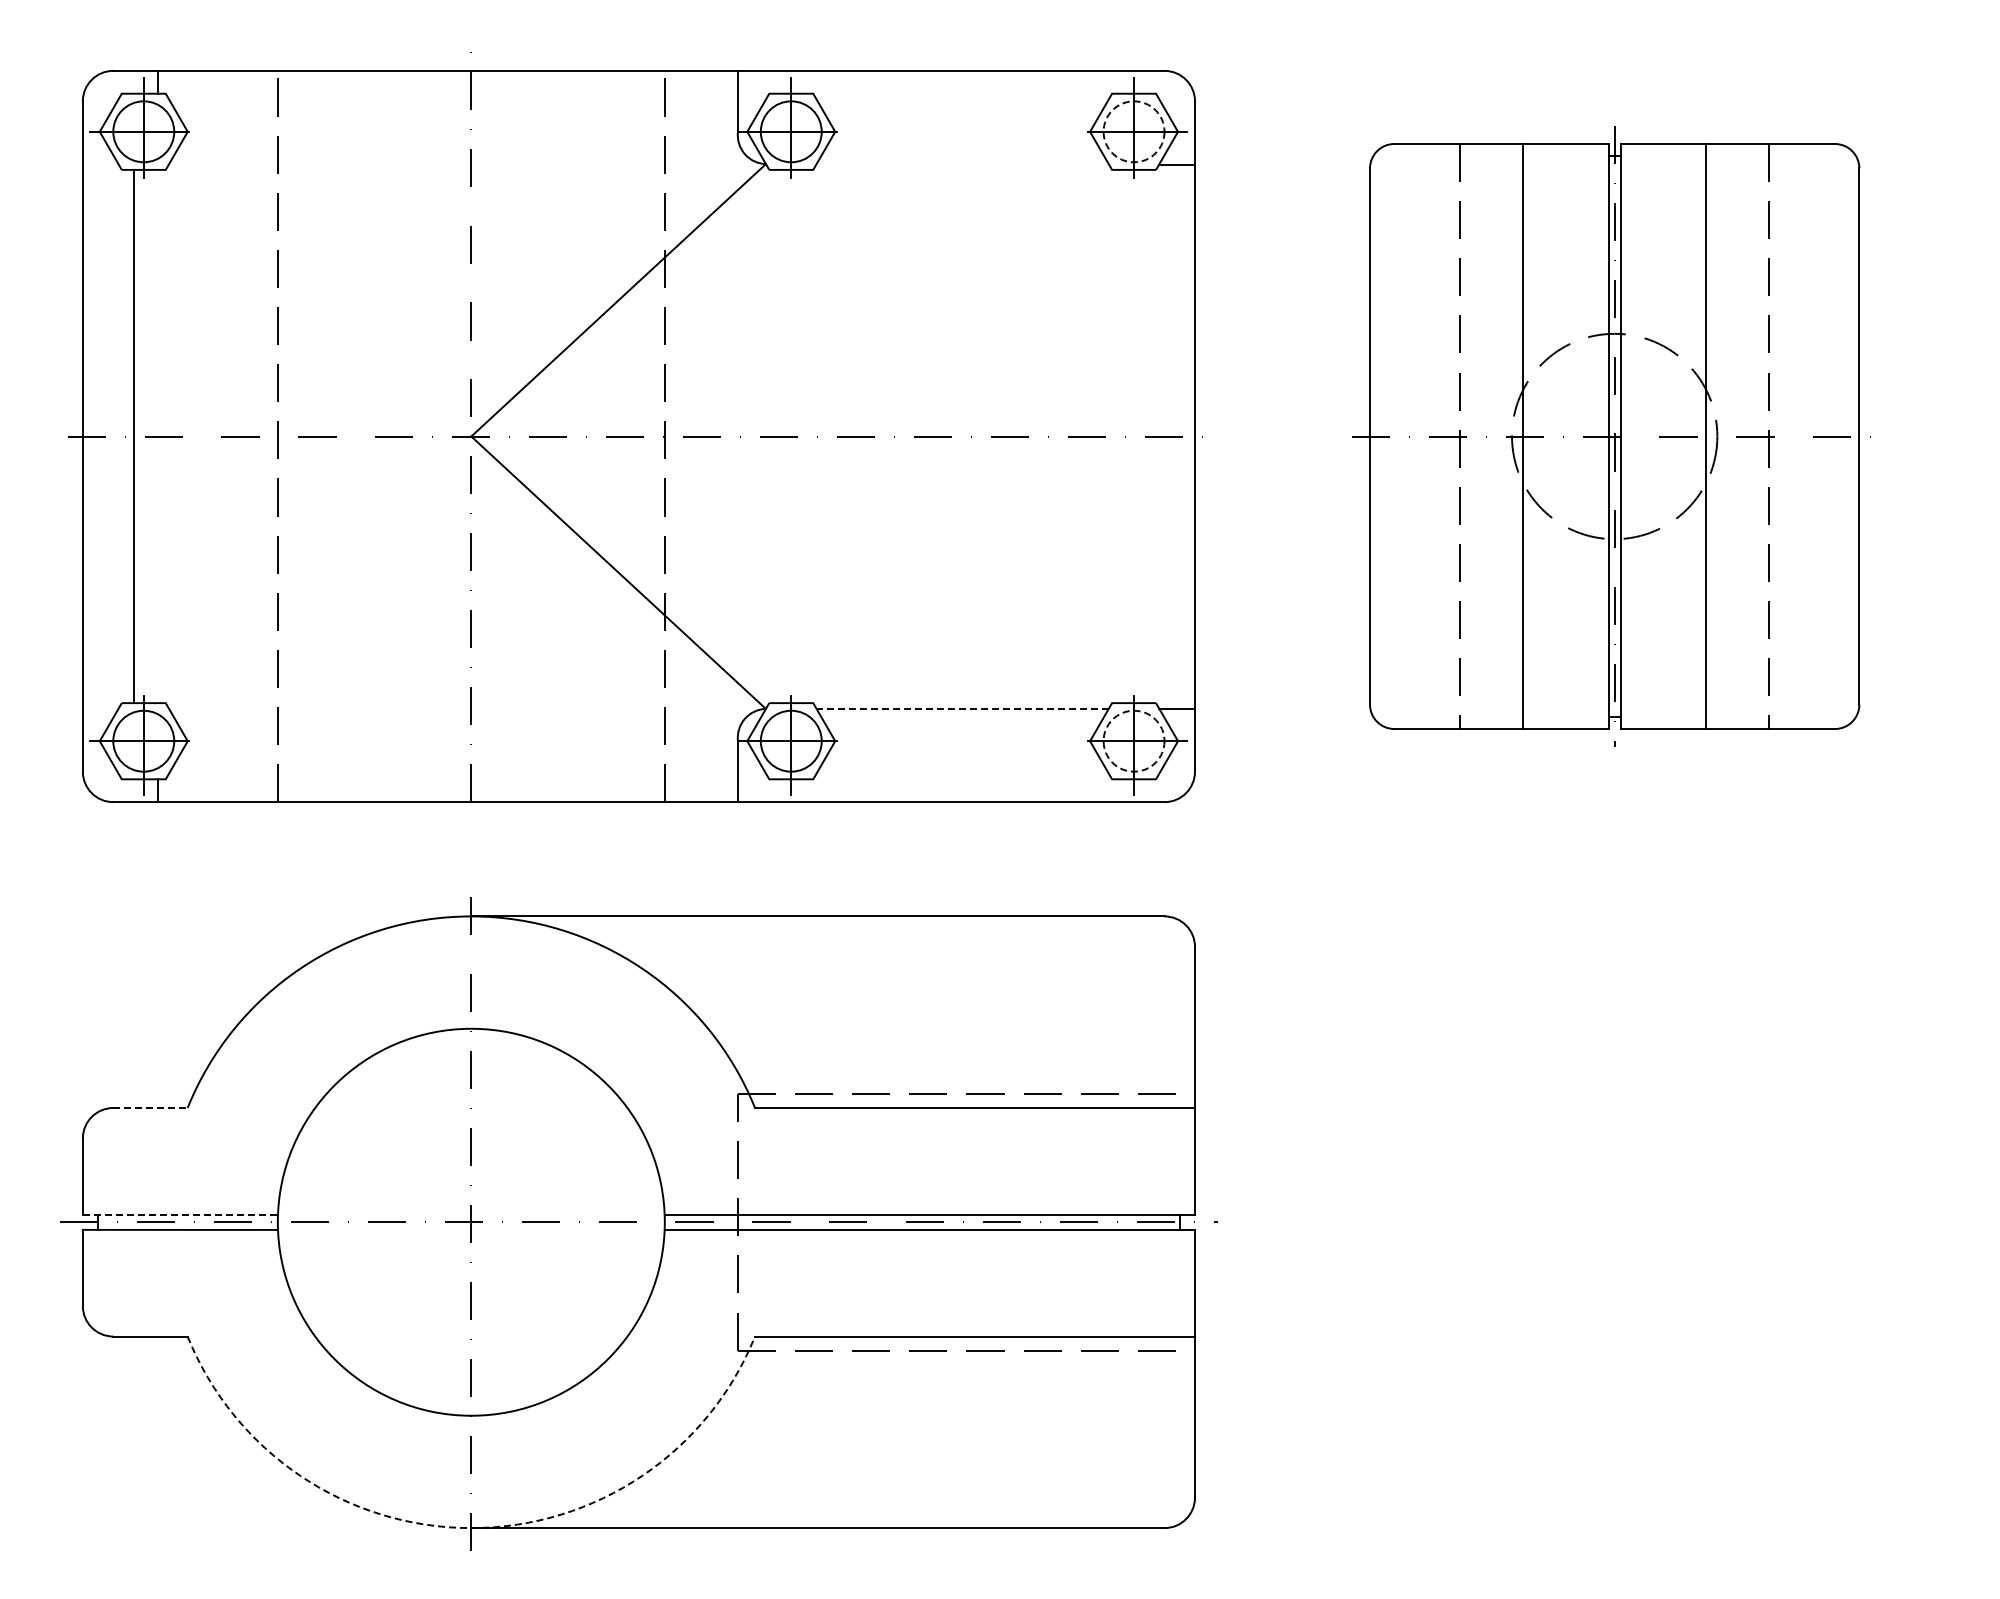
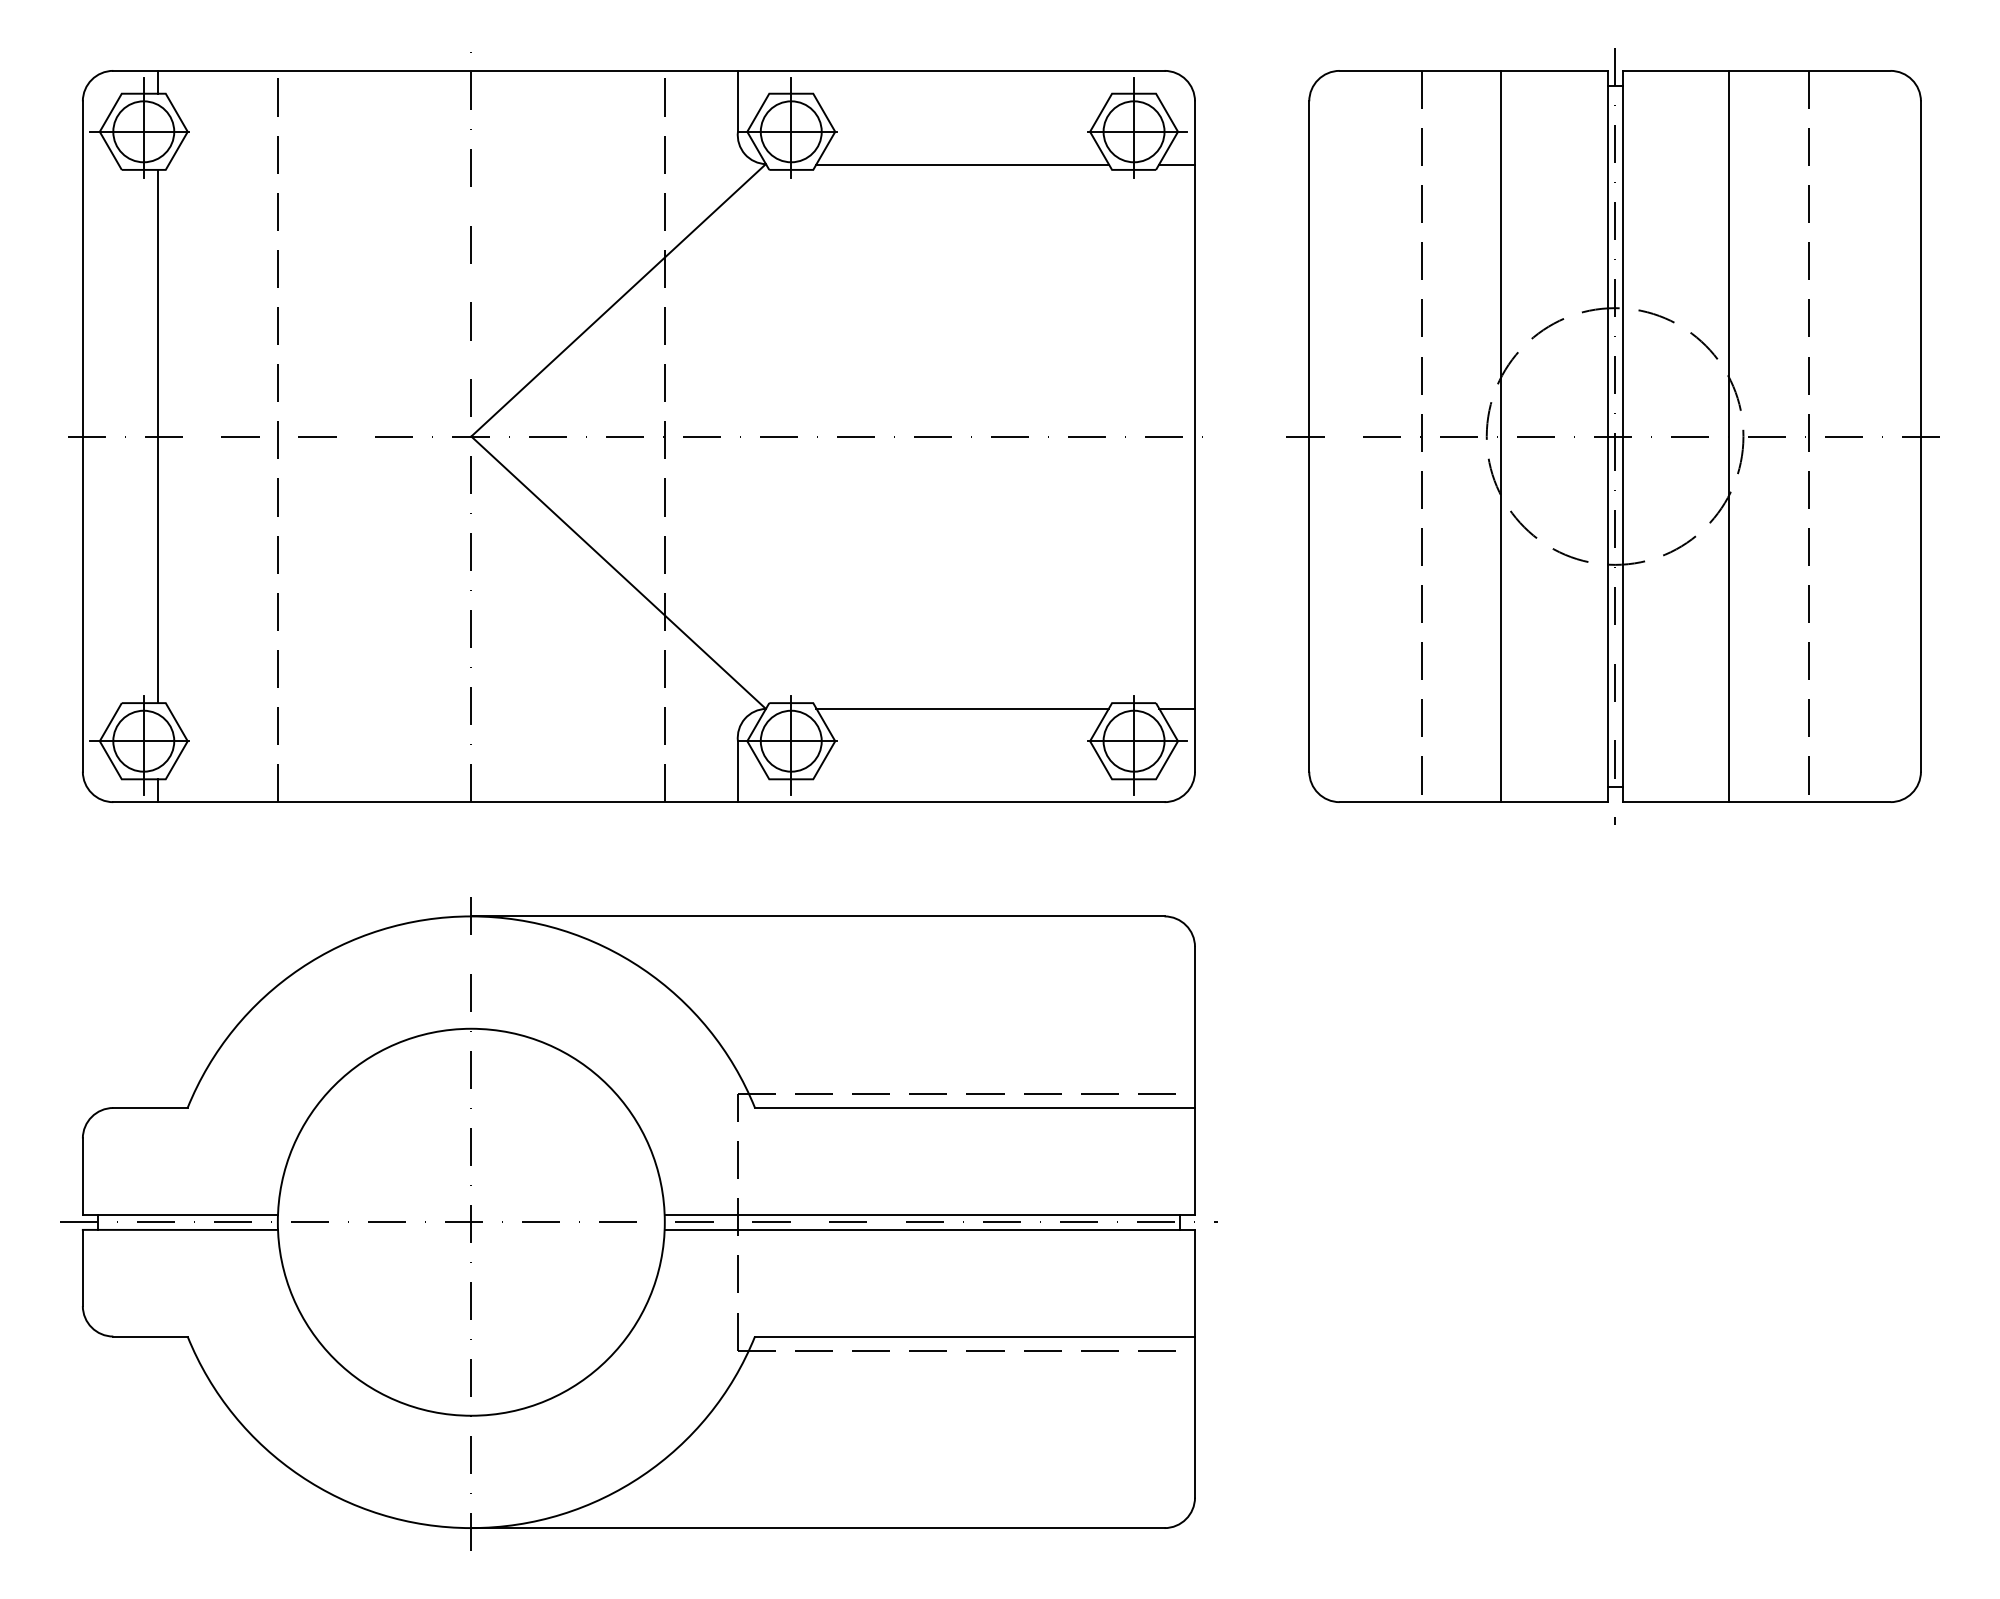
circle: dashed -> solid (1133, 131)
line: none -> present (962, 164)
line position: (134, 436) -> (158, 436) (158, 436)
part size: 519x621 px -> 654x777 px (1612, 436)
line: dashed -> solid (962, 708)
circle: dashed -> solid (1133, 740)
line: dashed -> solid (150, 1108)
line: dashed -> solid (180, 1214)
arc: dashed -> solid (471, 1528)
